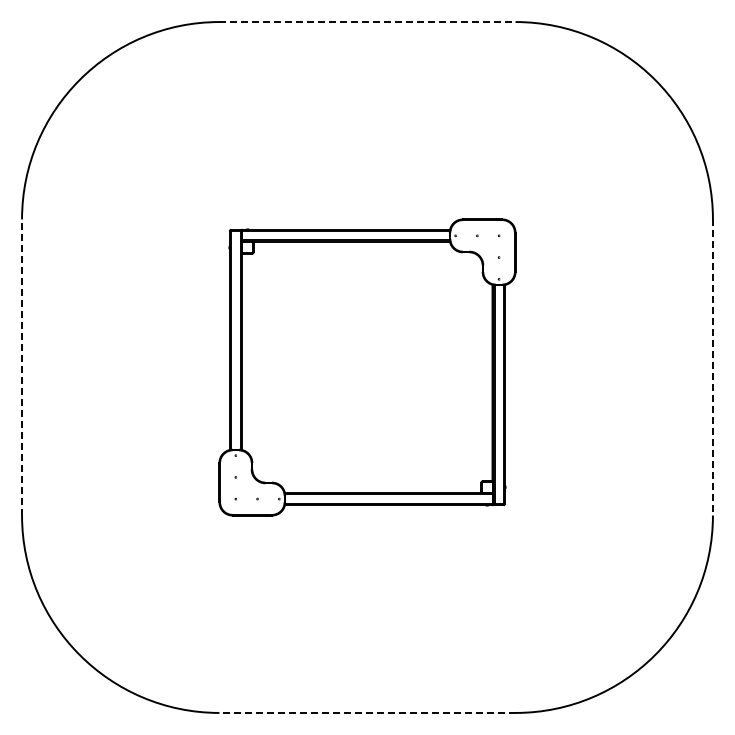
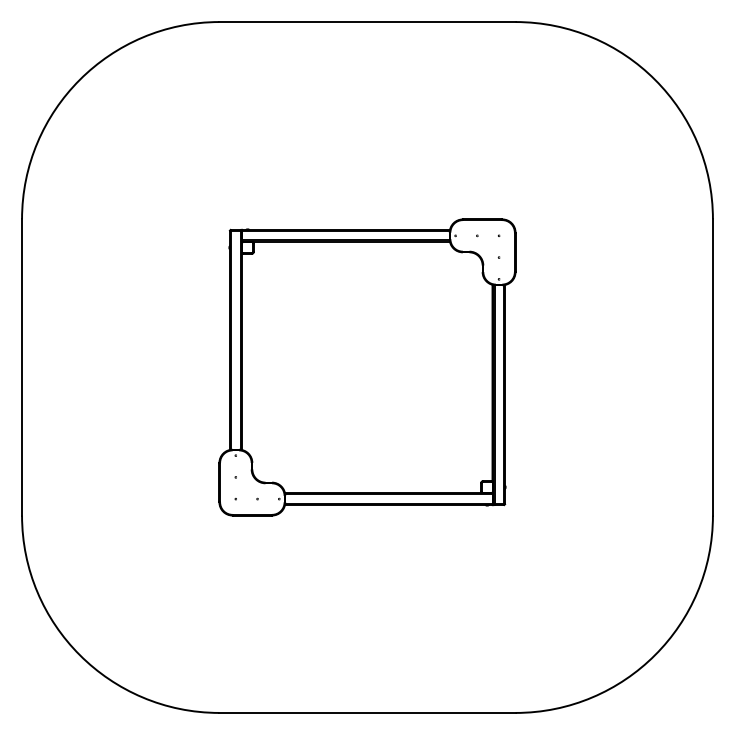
line: dashed -> solid (367, 22)
line: dashed -> solid (22, 367)
line: dashed -> solid (712, 367)
line: dashed -> solid (367, 712)
